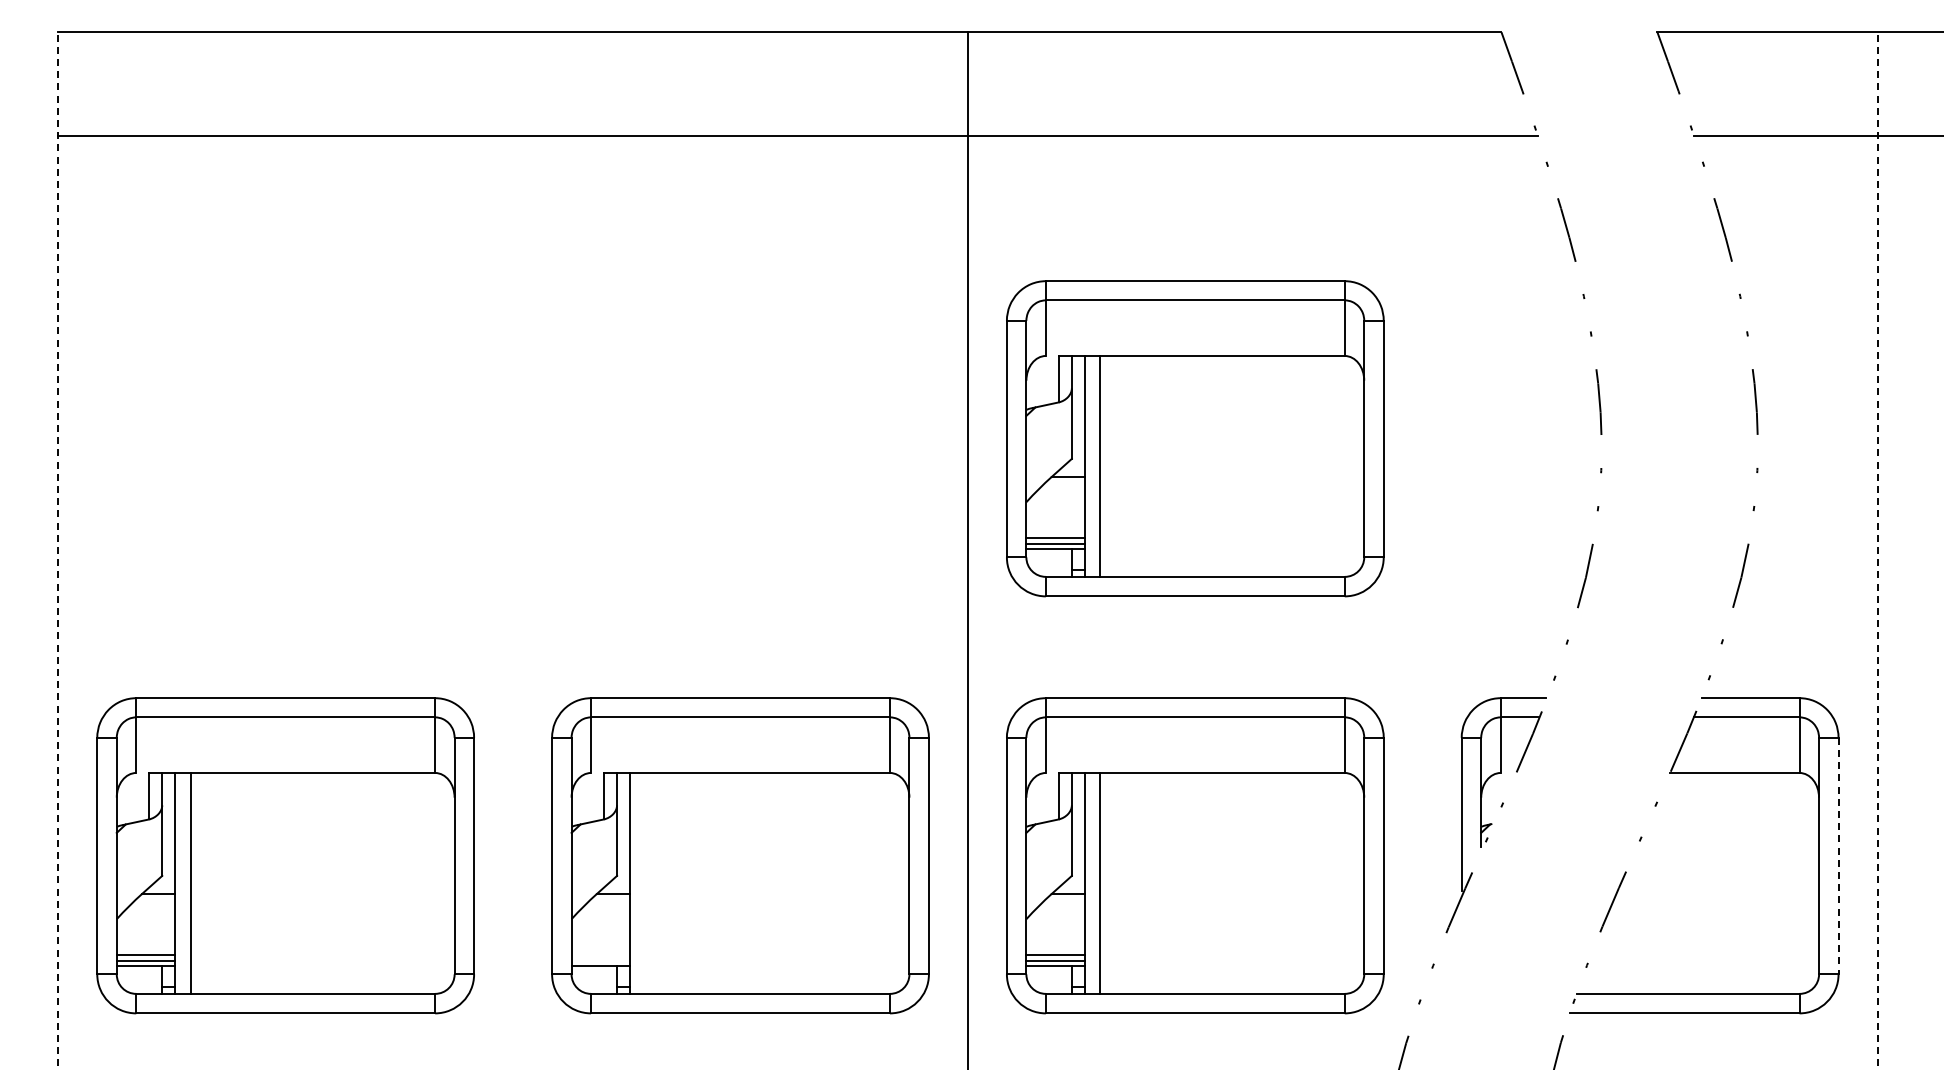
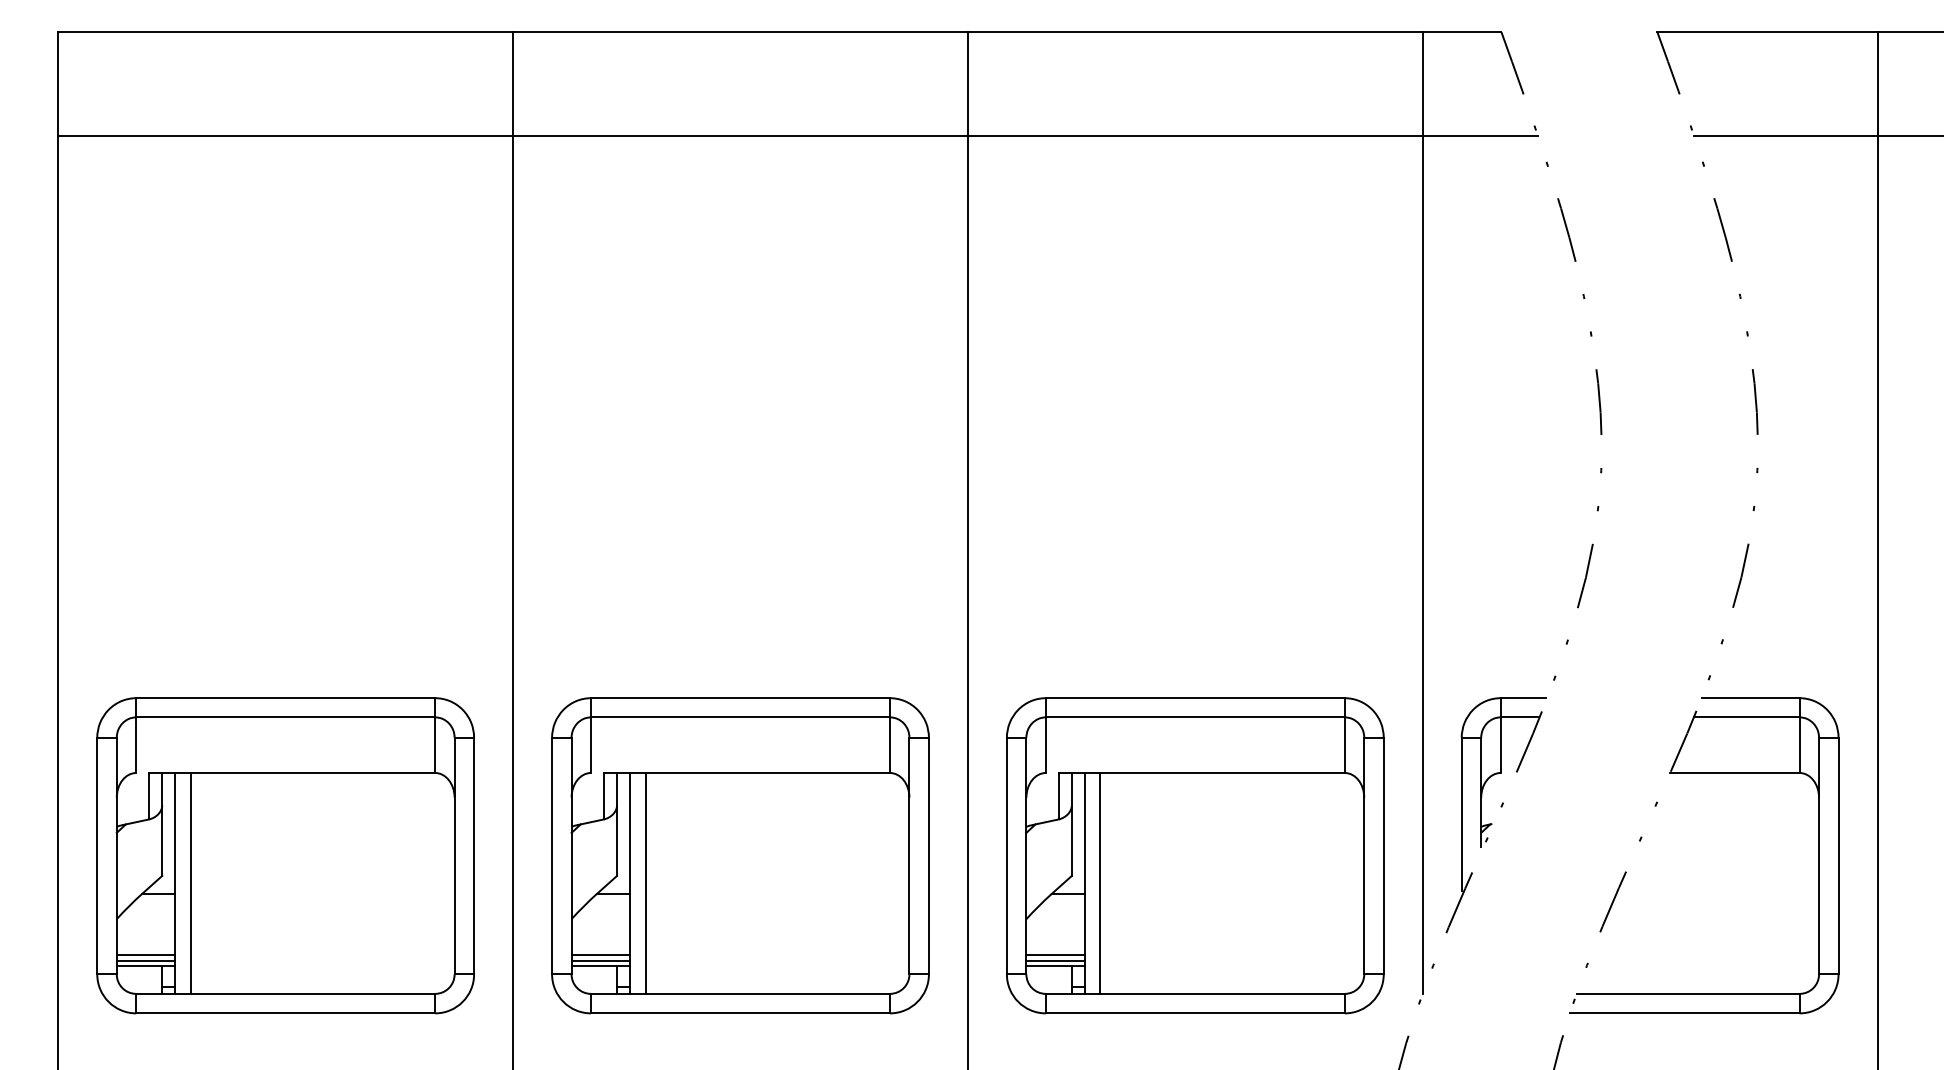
part: present -> none (1195, 438)
line: none -> present (1422, 512)
line: none -> present (513, 549)
line: dashed -> solid (58, 550)
line: dashed -> solid (1877, 550)
line: dashed -> solid (1838, 856)
line: none -> present (645, 882)
line: none -> present (600, 955)
line: none -> present (600, 960)
